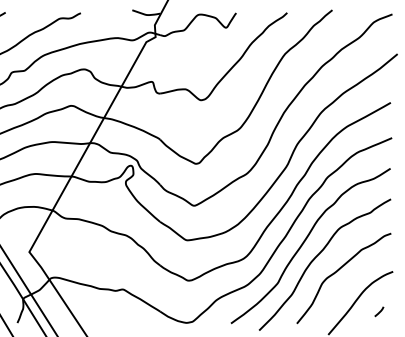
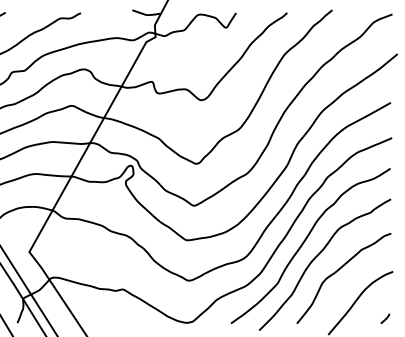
line position: (379, 311) -> (385, 318) (385, 318)
